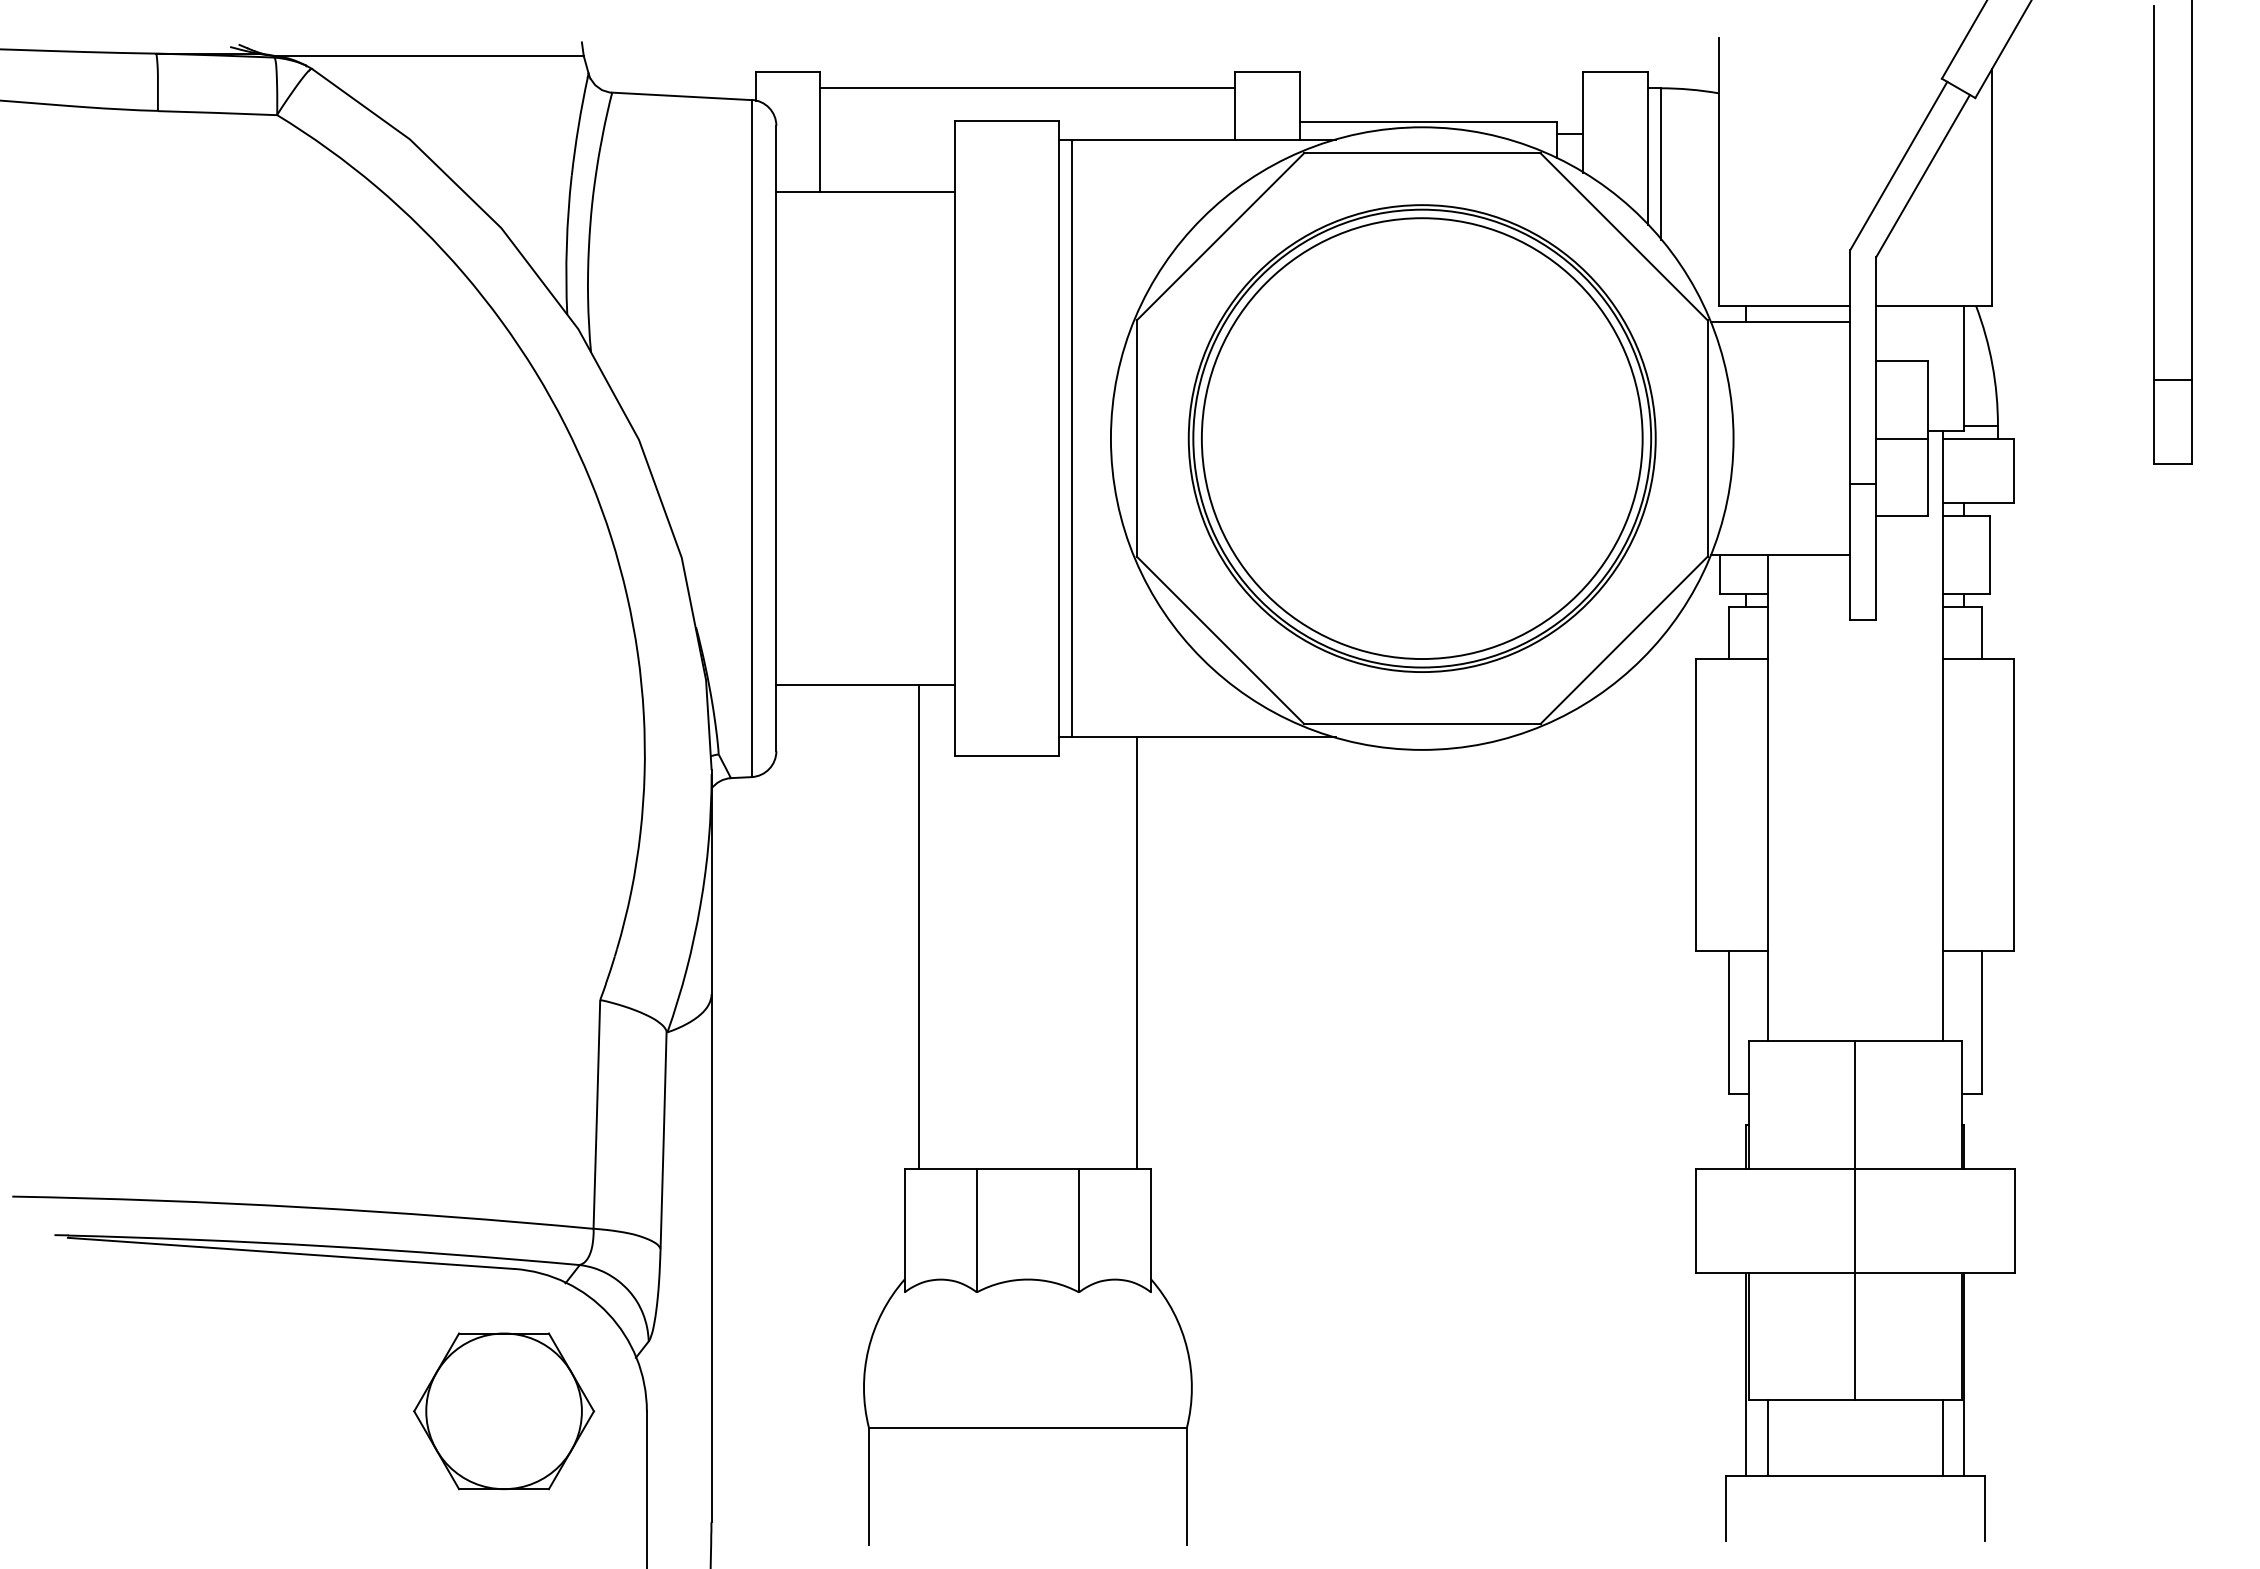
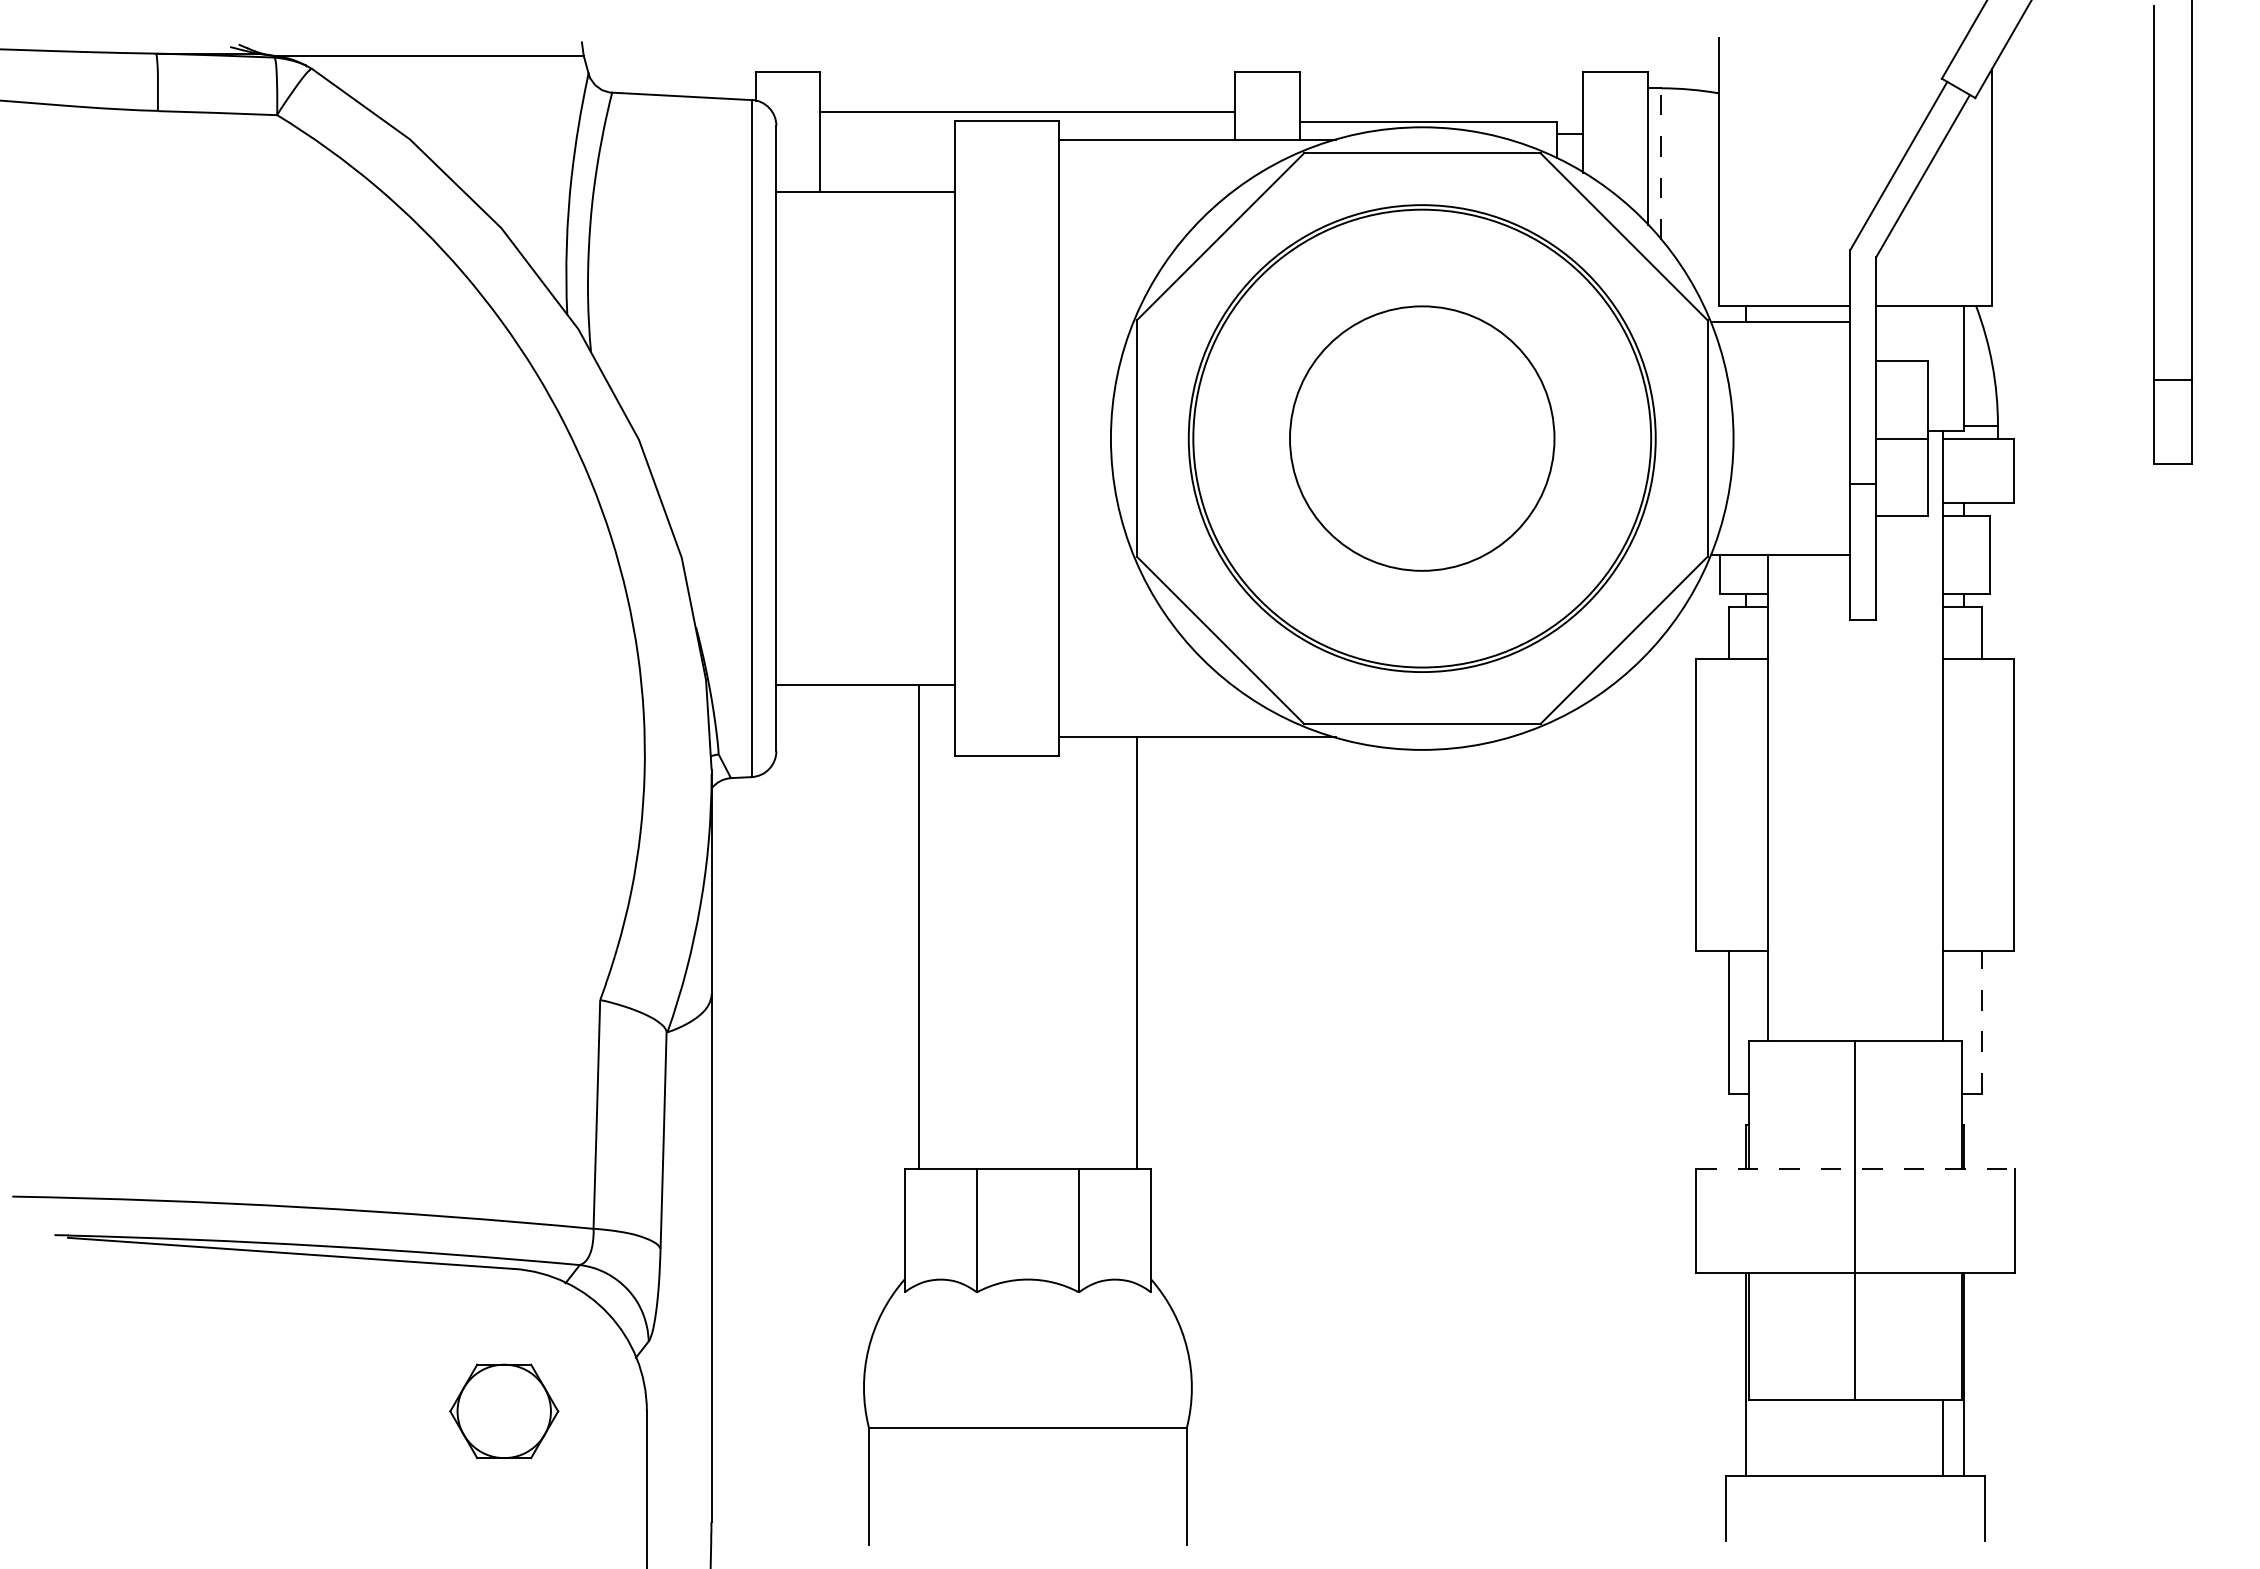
line position: (1027, 88) -> (1027, 112) (1027, 112)
line: solid -> dashed (1660, 164)
line: present -> none (1072, 438)
circle diameter: 441 px -> 264 px (1422, 438)
line: solid -> dashed (1981, 1021)
line: solid -> dashed (1855, 1168)
part size: 183x159 px -> 111x97 px (504, 1411)
line: present -> none (1768, 1438)
